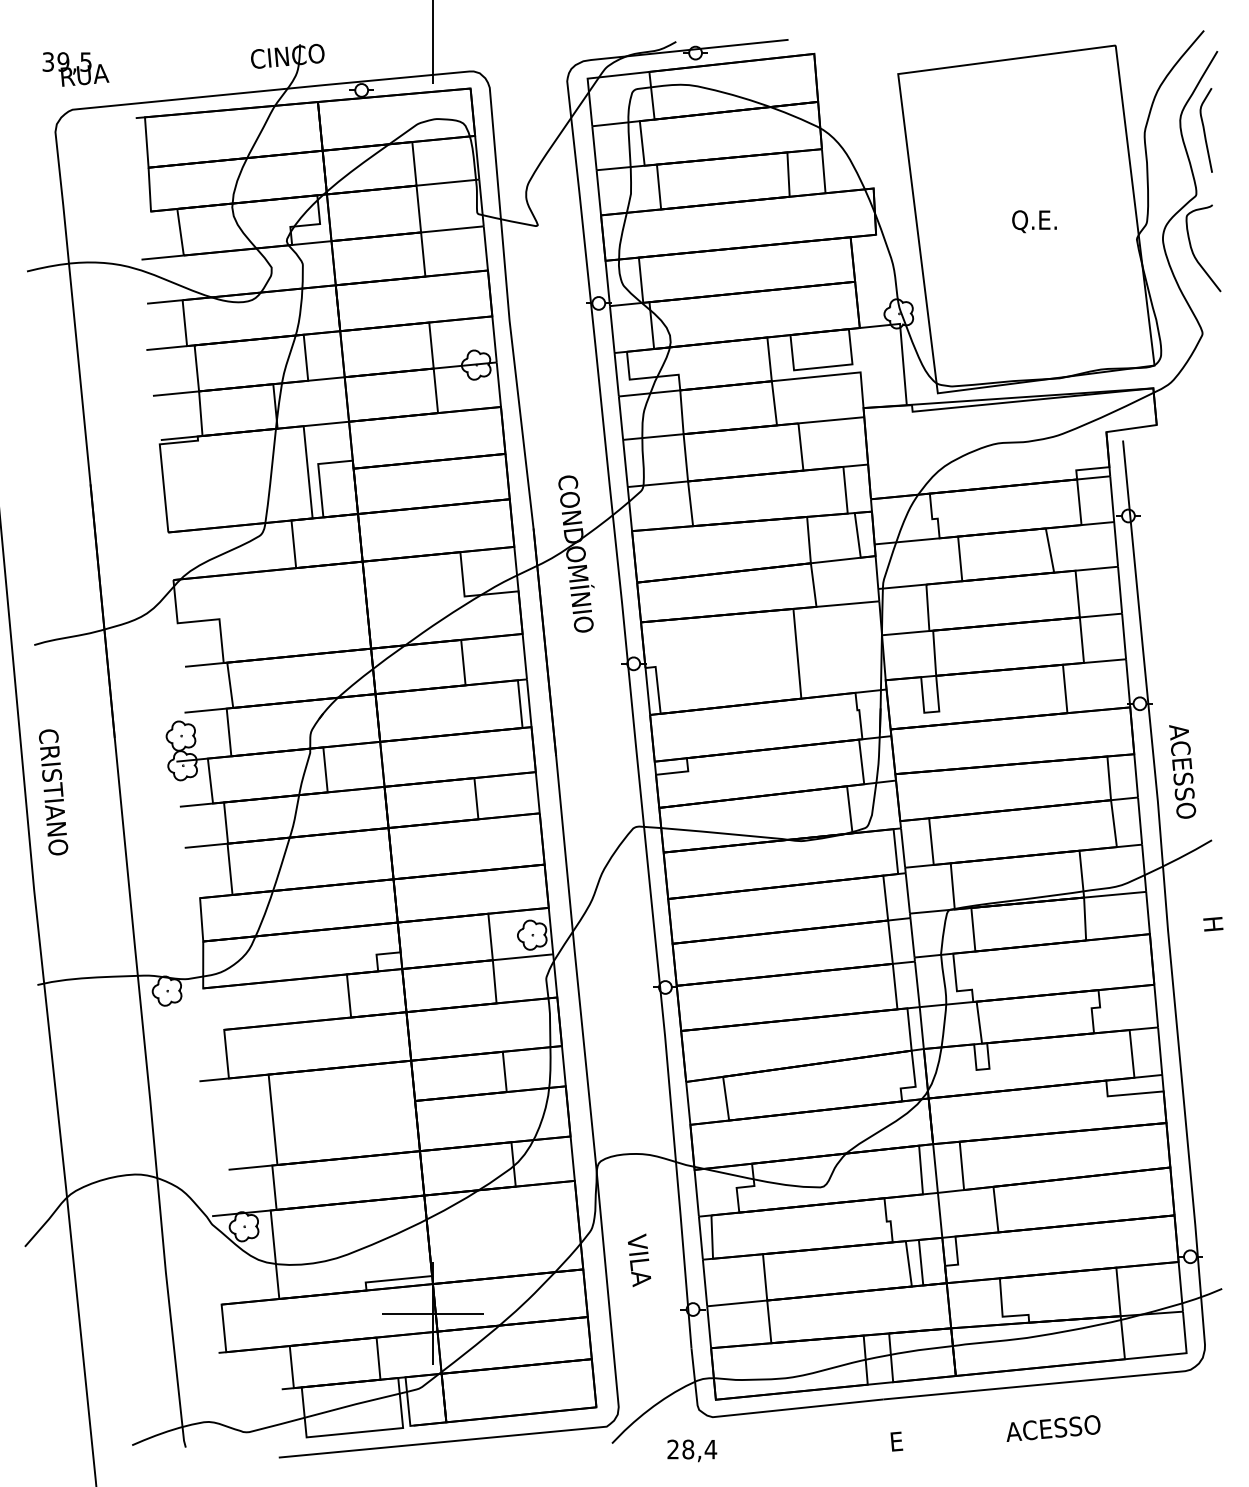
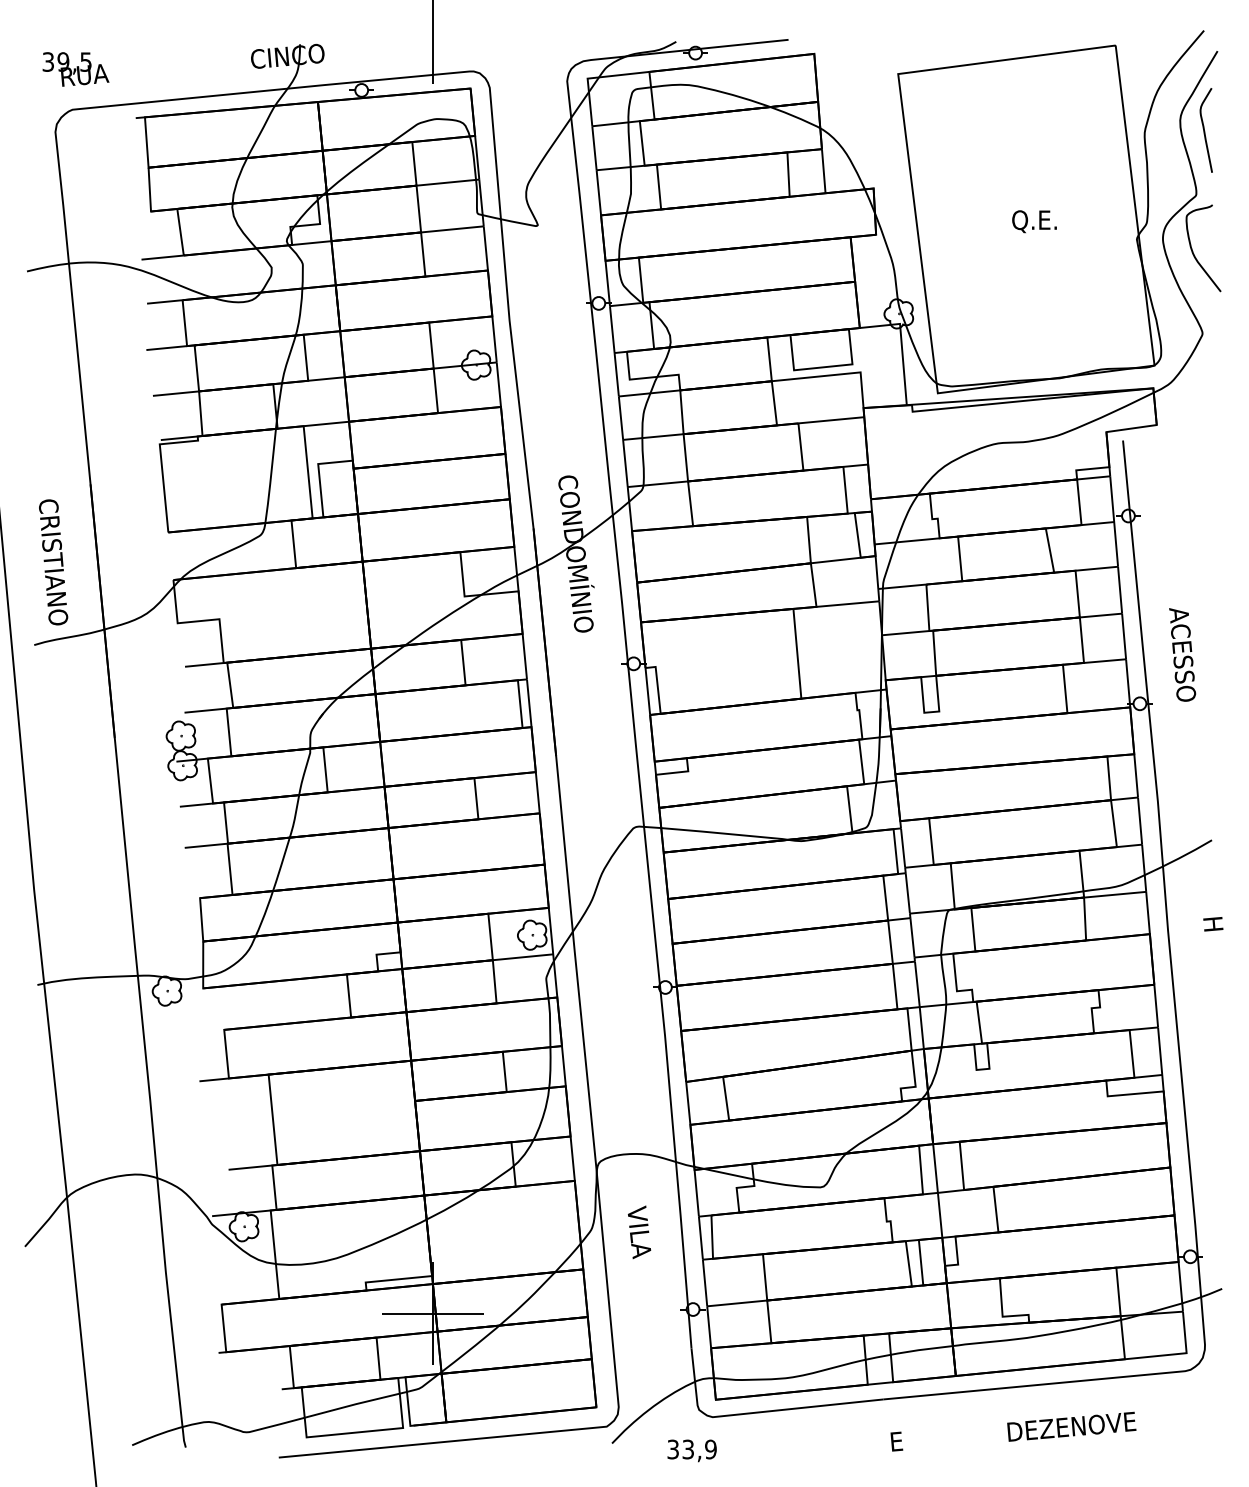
text position: (1182, 771) -> (1182, 654) (1182, 654)
text position: (53, 792) -> (53, 562) (53, 562)
text position: (639, 1260) -> (639, 1232) (639, 1232)
text: ACESSO -> DEZENOVE (1071, 1426)
text: 28,4 -> 33,9 (692, 1449)
